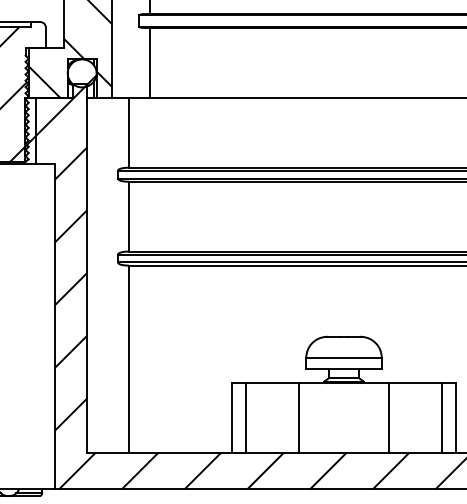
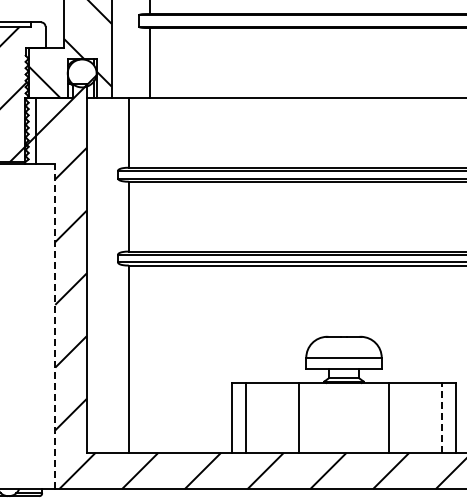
line: solid -> dashed (55, 326)
line: solid -> dashed (441, 417)
